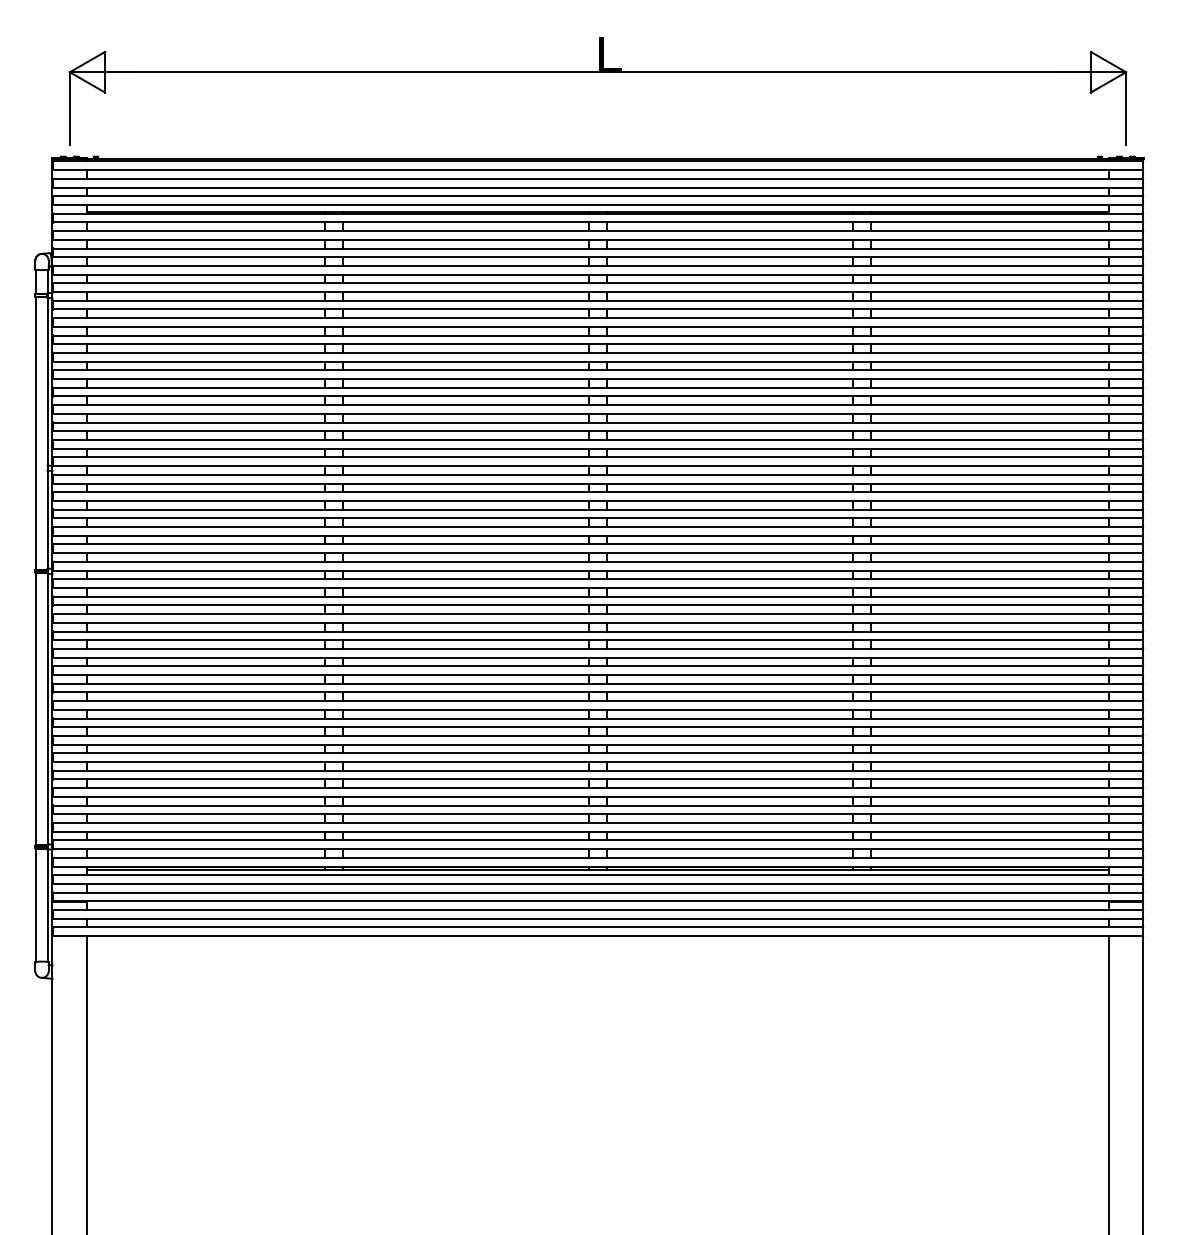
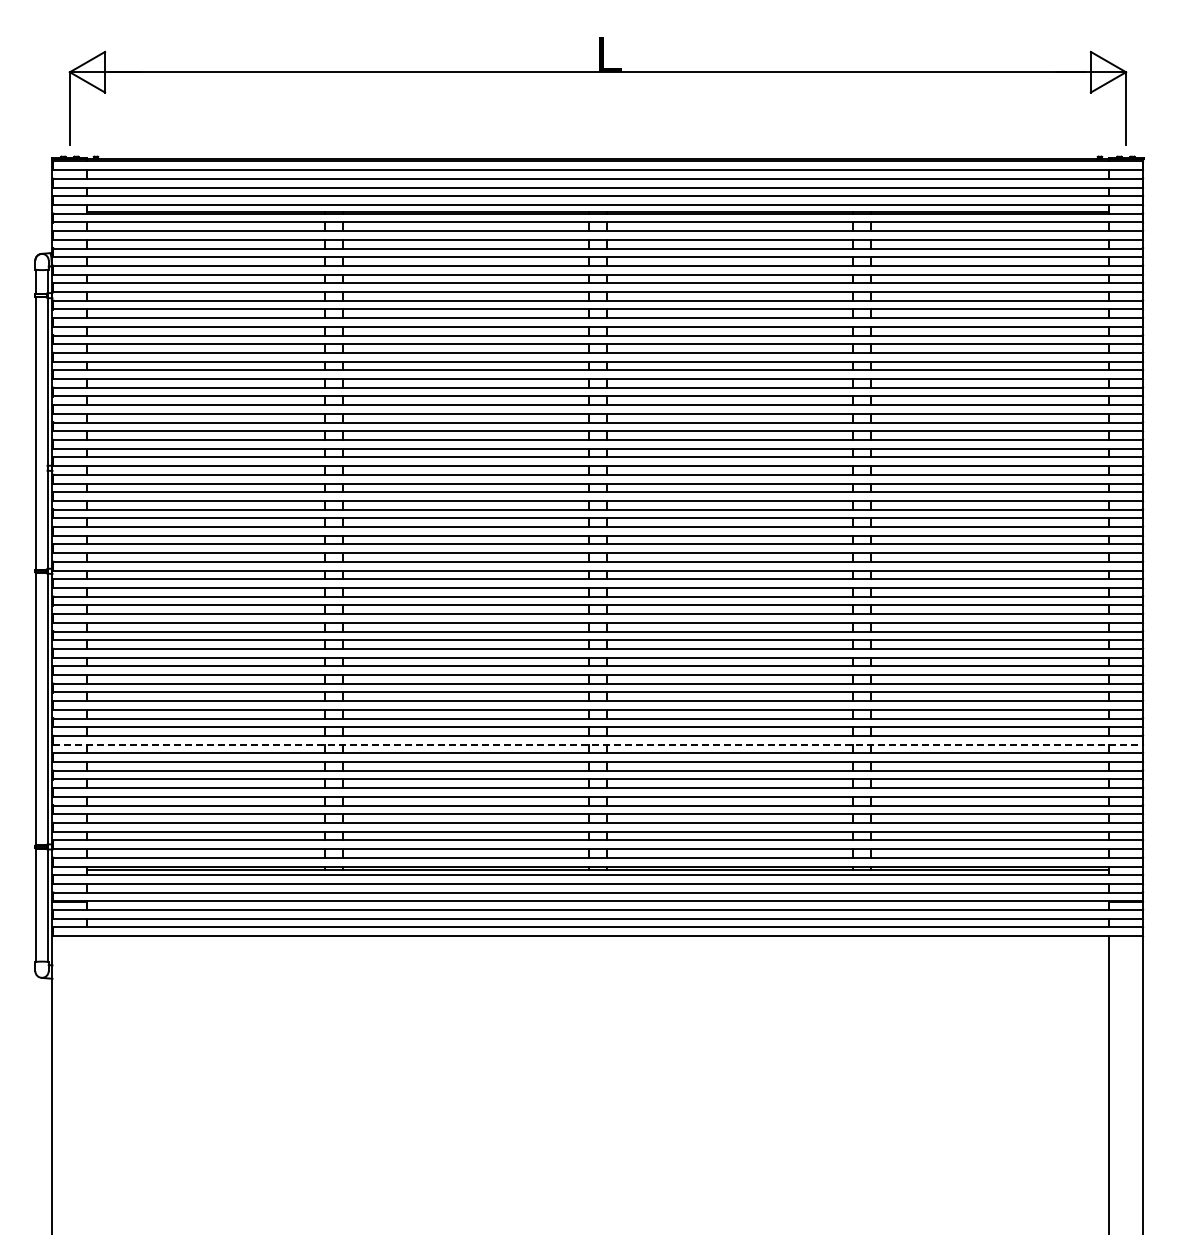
line: solid -> dashed (597, 744)
line: present -> none (87, 1083)
